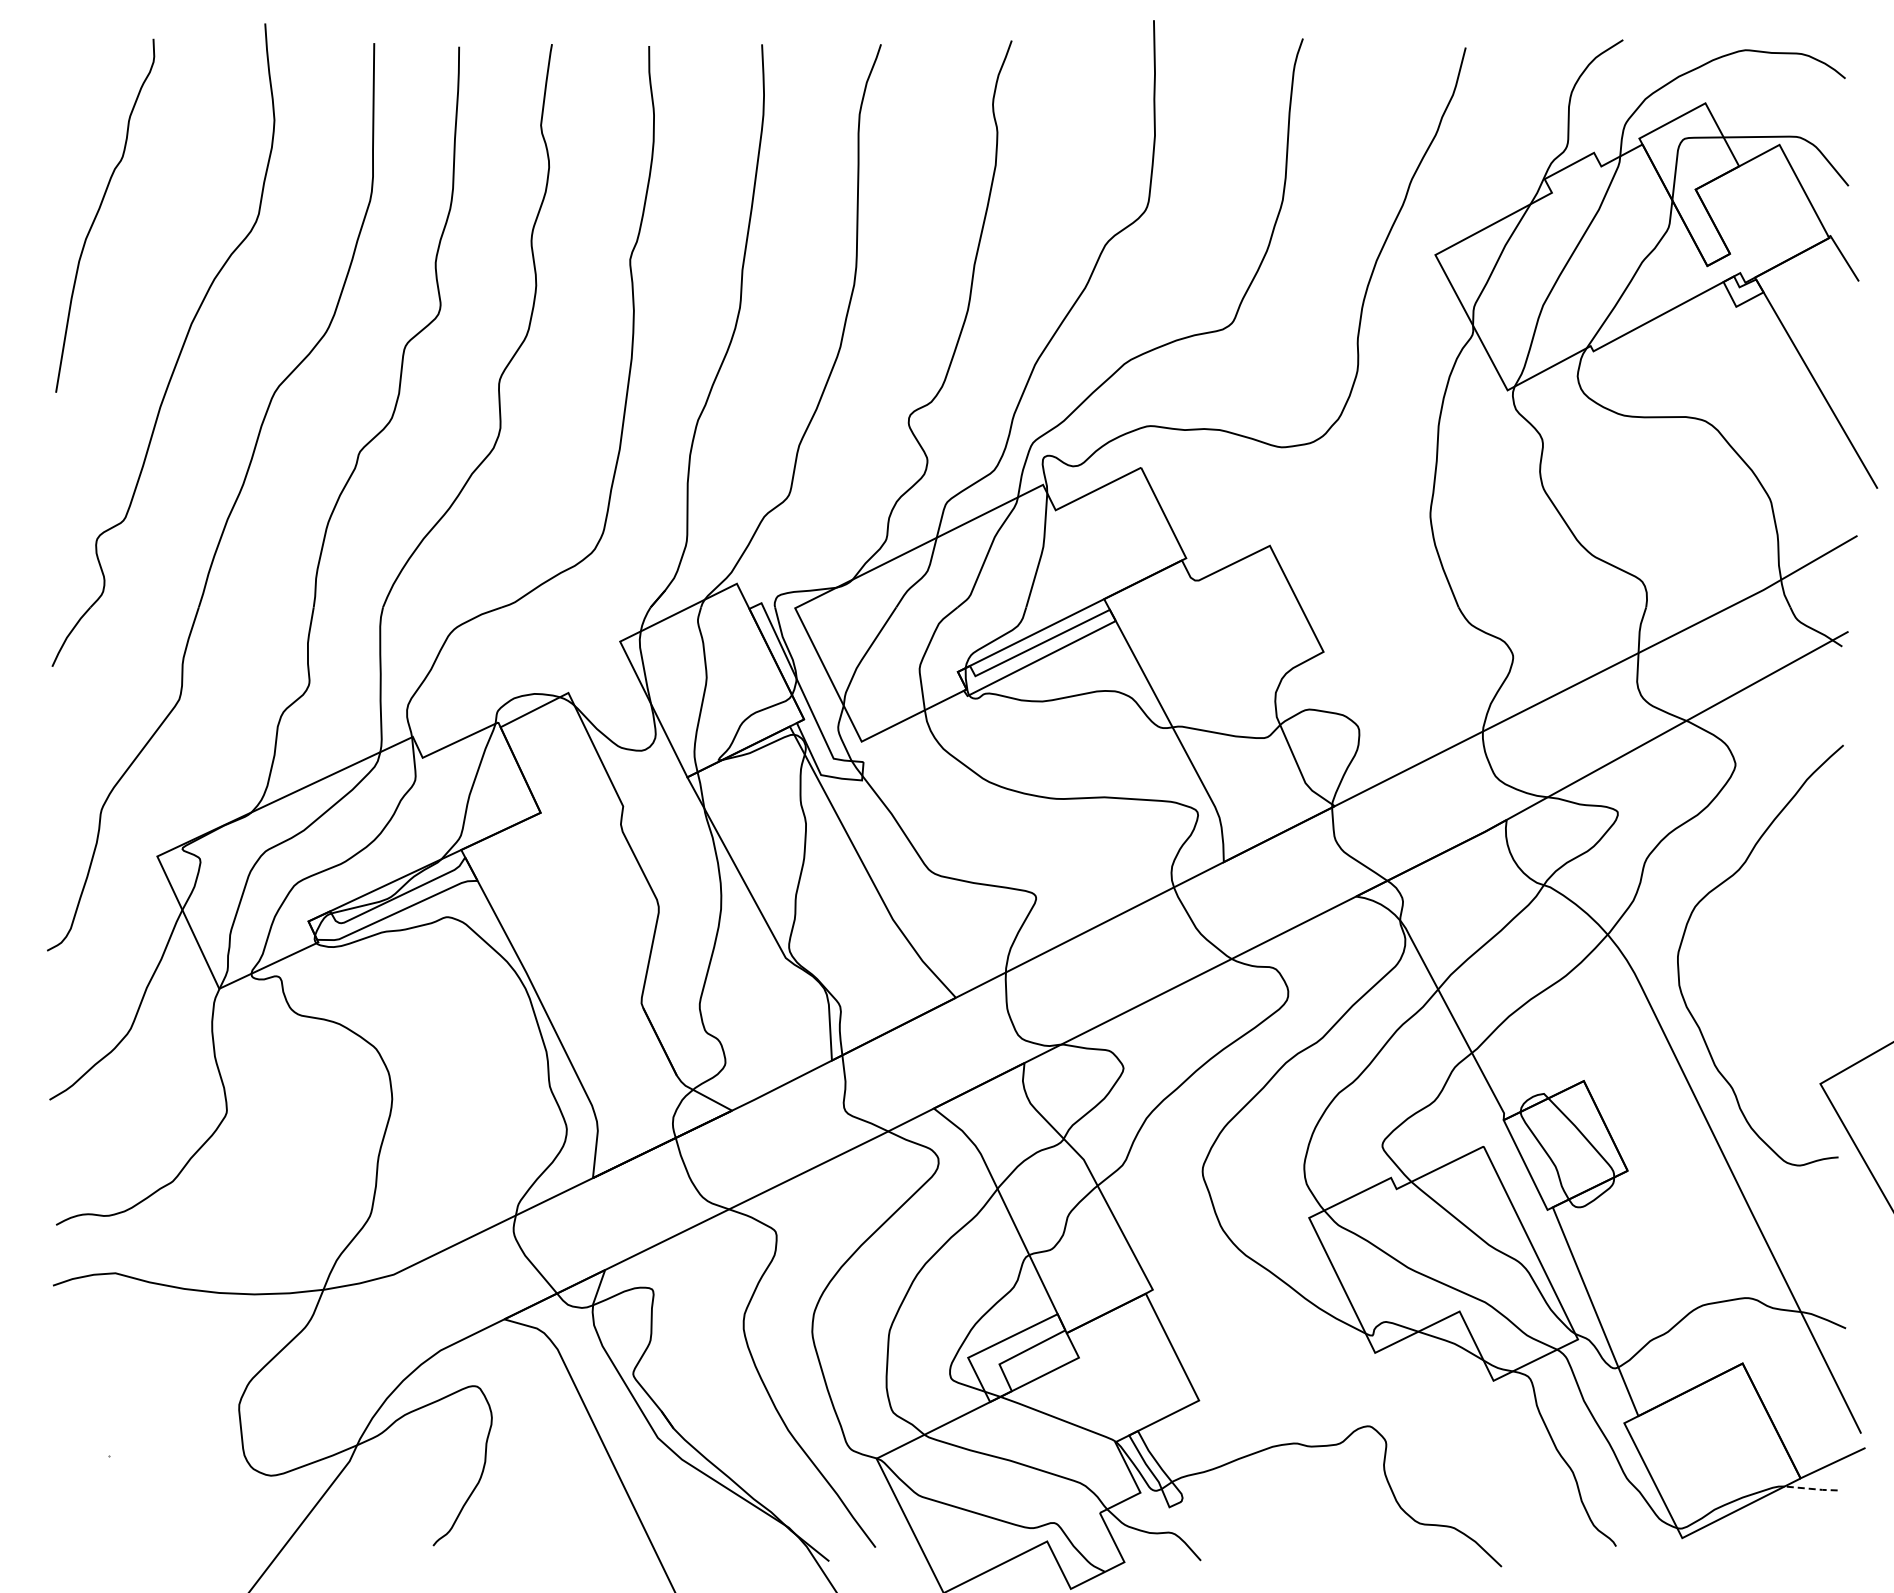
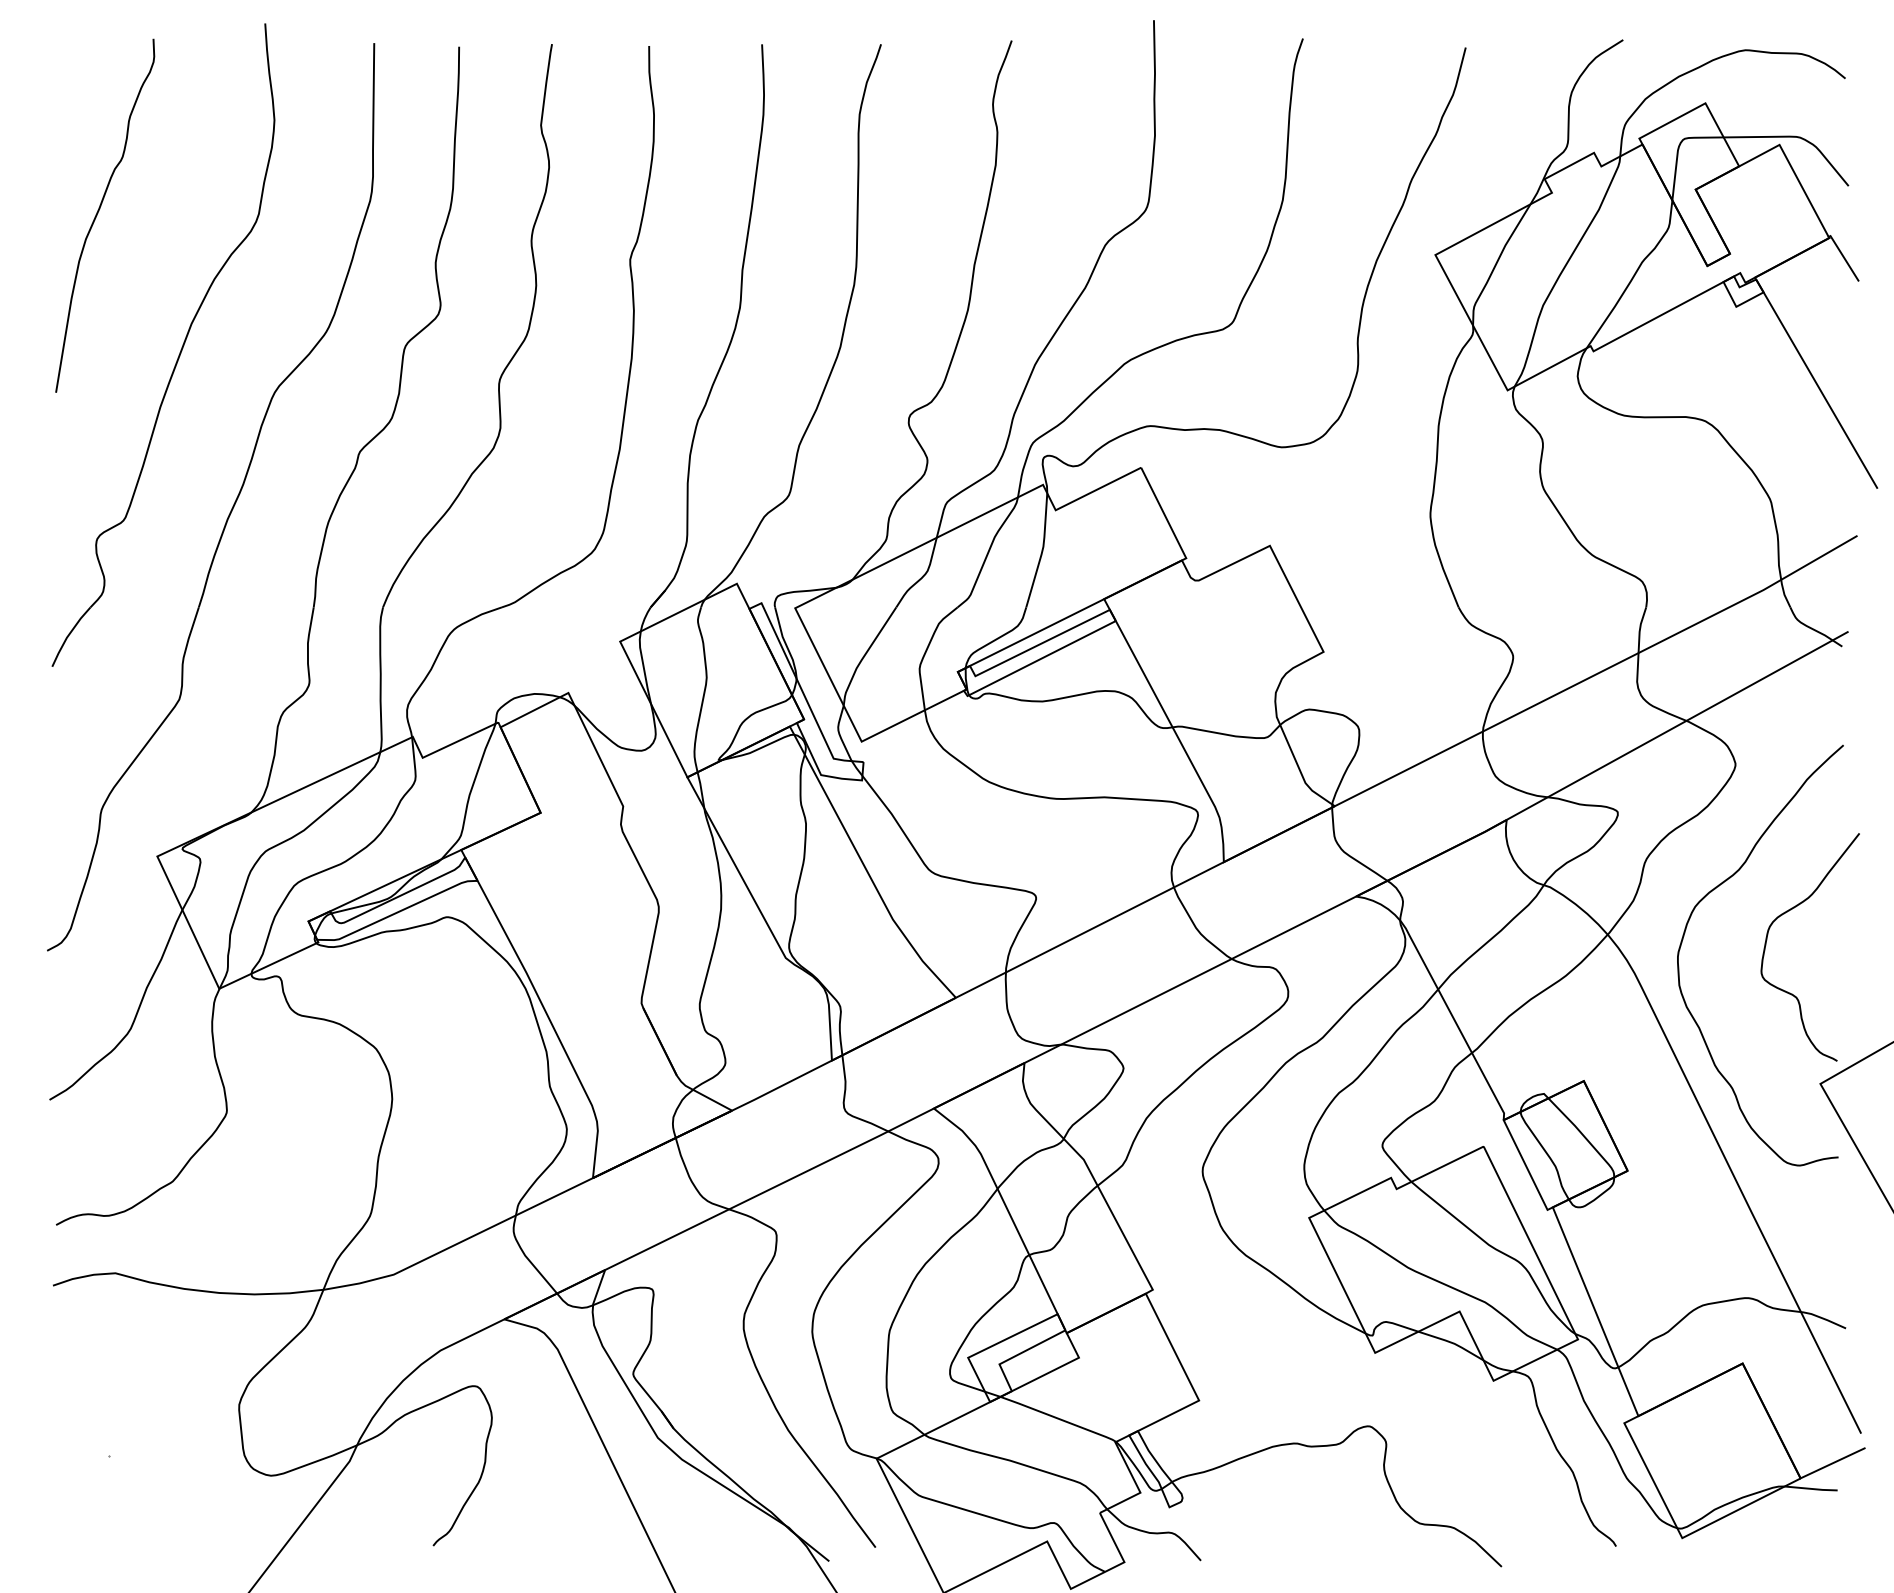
curve: none -> present (1789, 911)
line: dashed -> solid (1811, 1488)
